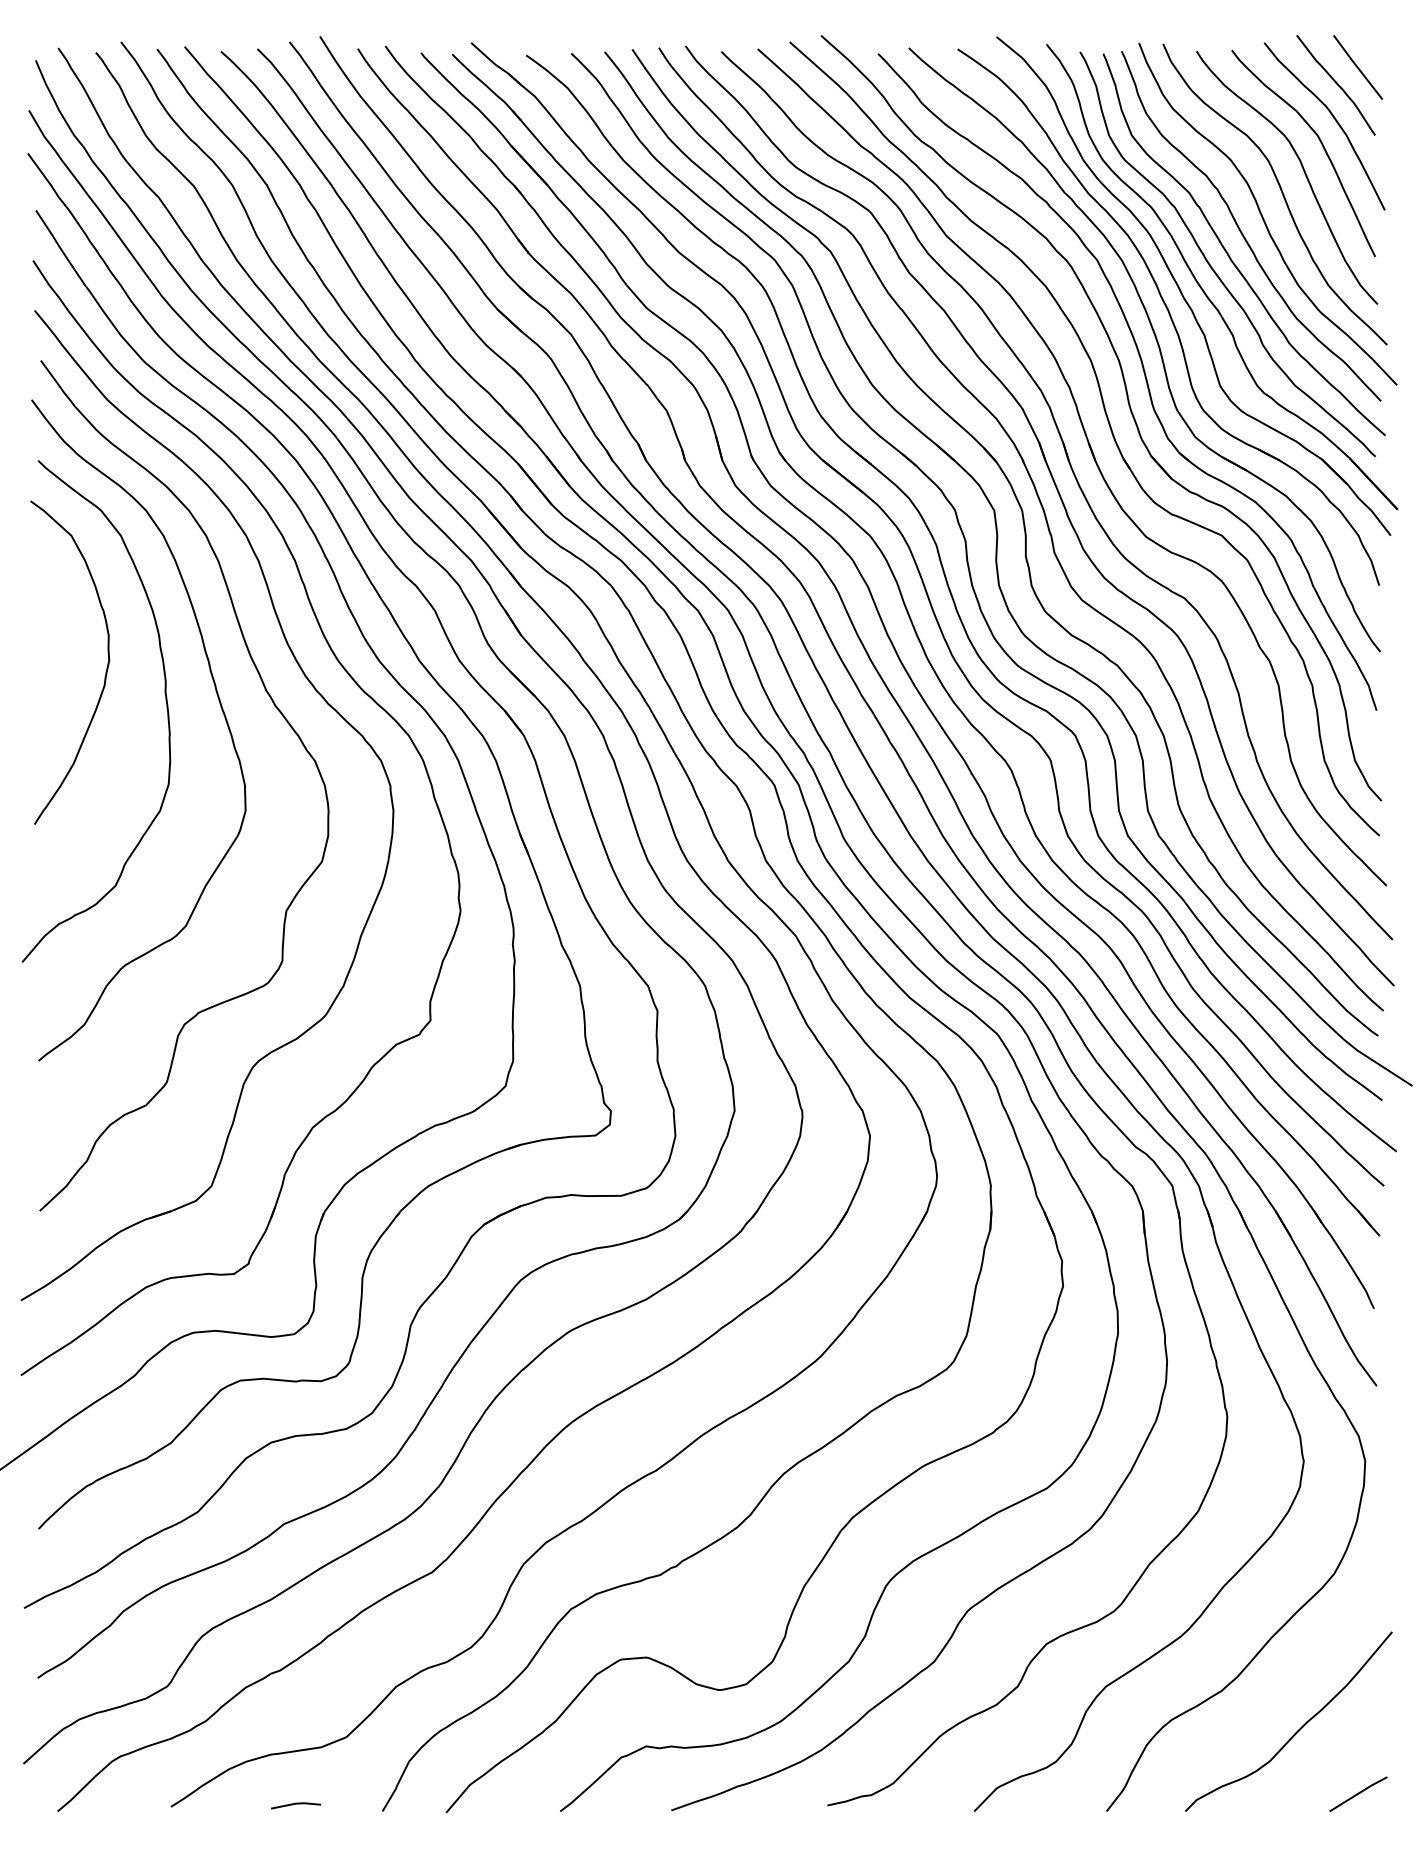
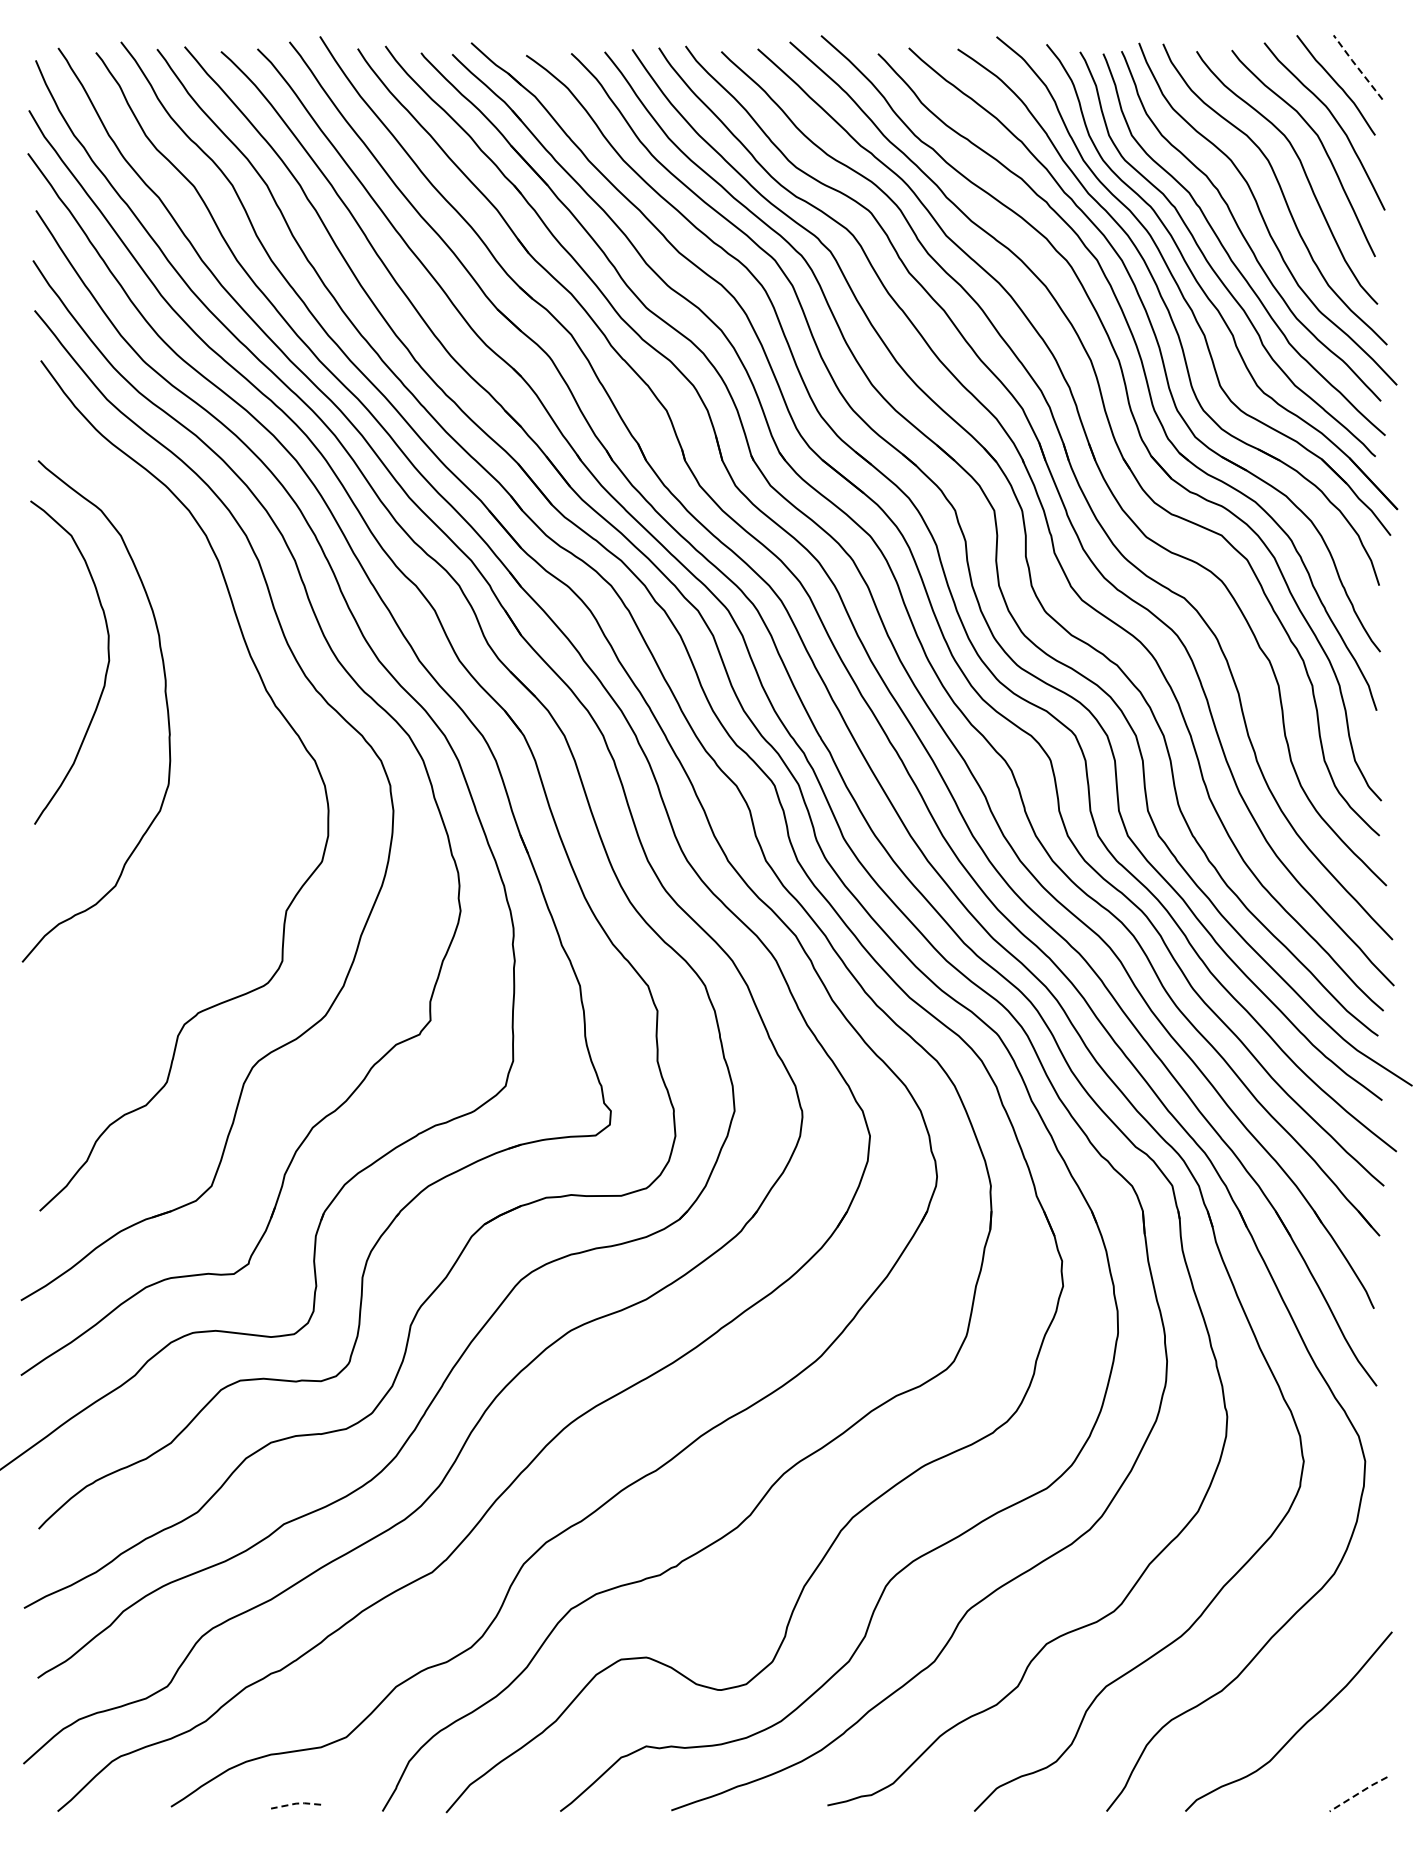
line: solid -> dashed (1356, 66)
curve: present -> none (219, 704)
line: solid -> dashed (1358, 1793)
line: solid -> dashed (296, 1803)
